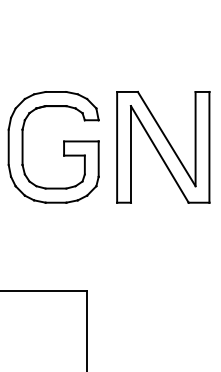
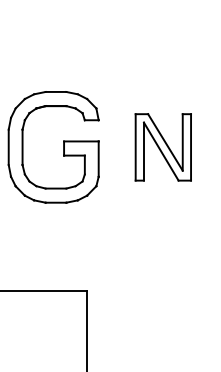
part size: 95x113 px -> 58x69 px (162, 147)
